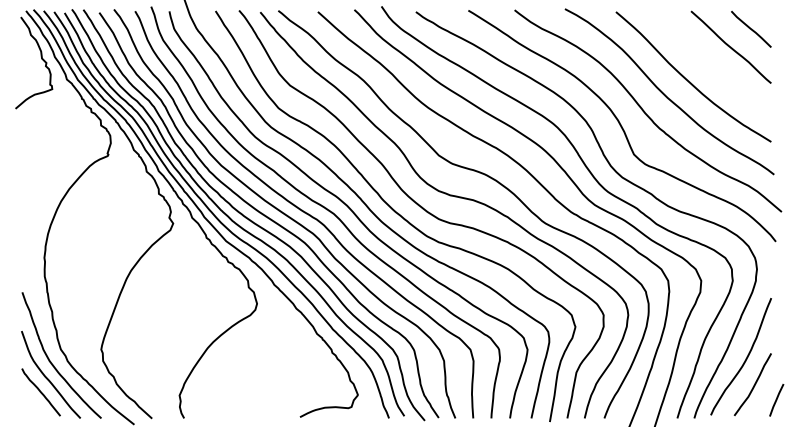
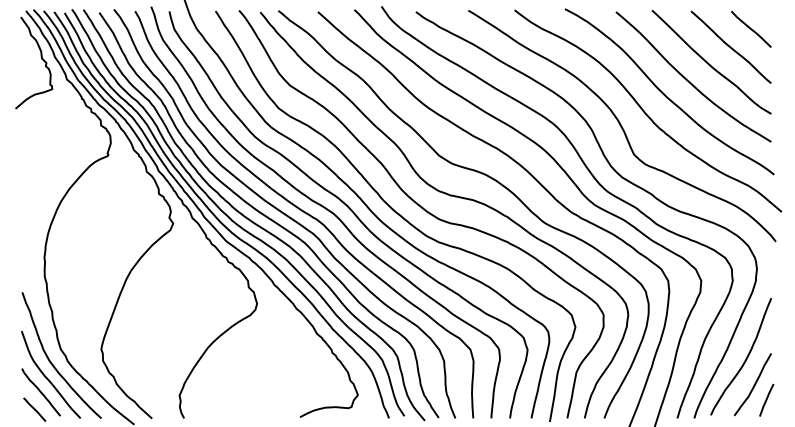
curve: none -> present (709, 63)
line position: (776, 400) -> (766, 400) (766, 400)
line: none -> present (34, 409)
